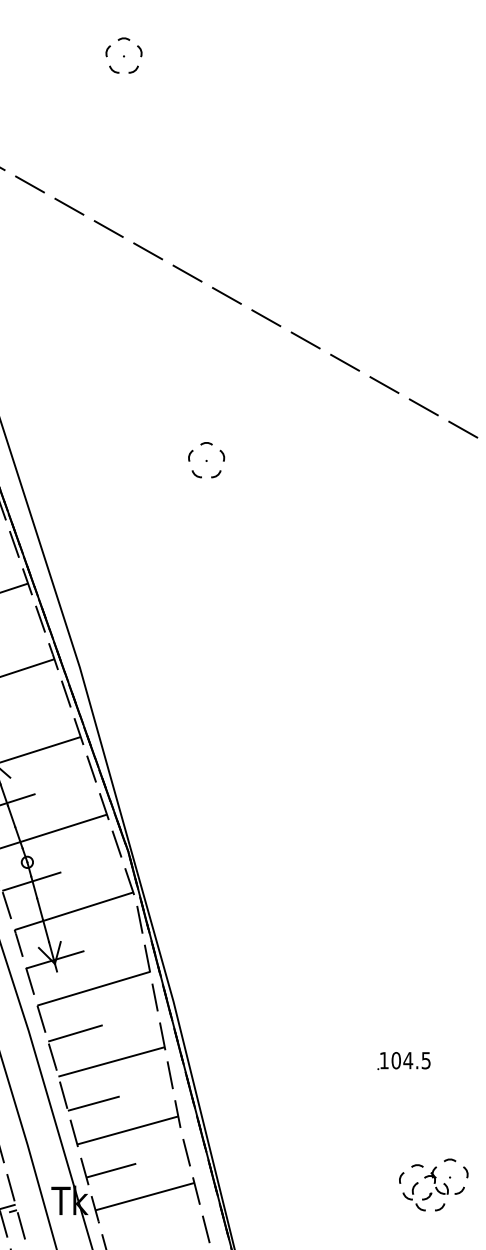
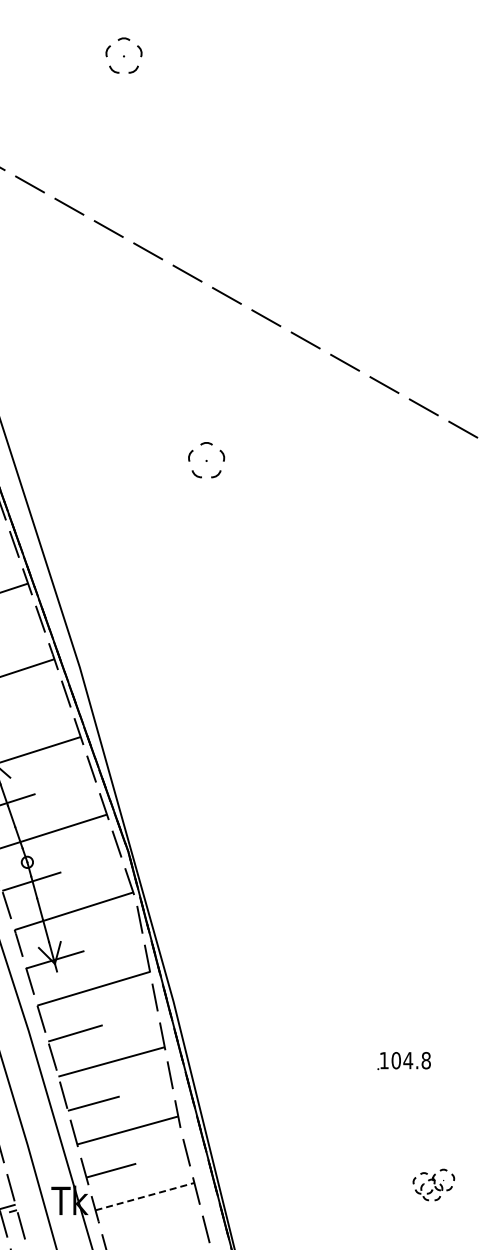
text: 104.5 -> 104.8 (425, 1060)
part size: 70x54 px -> 44x34 px (433, 1184)
line: solid -> dashed (145, 1196)
